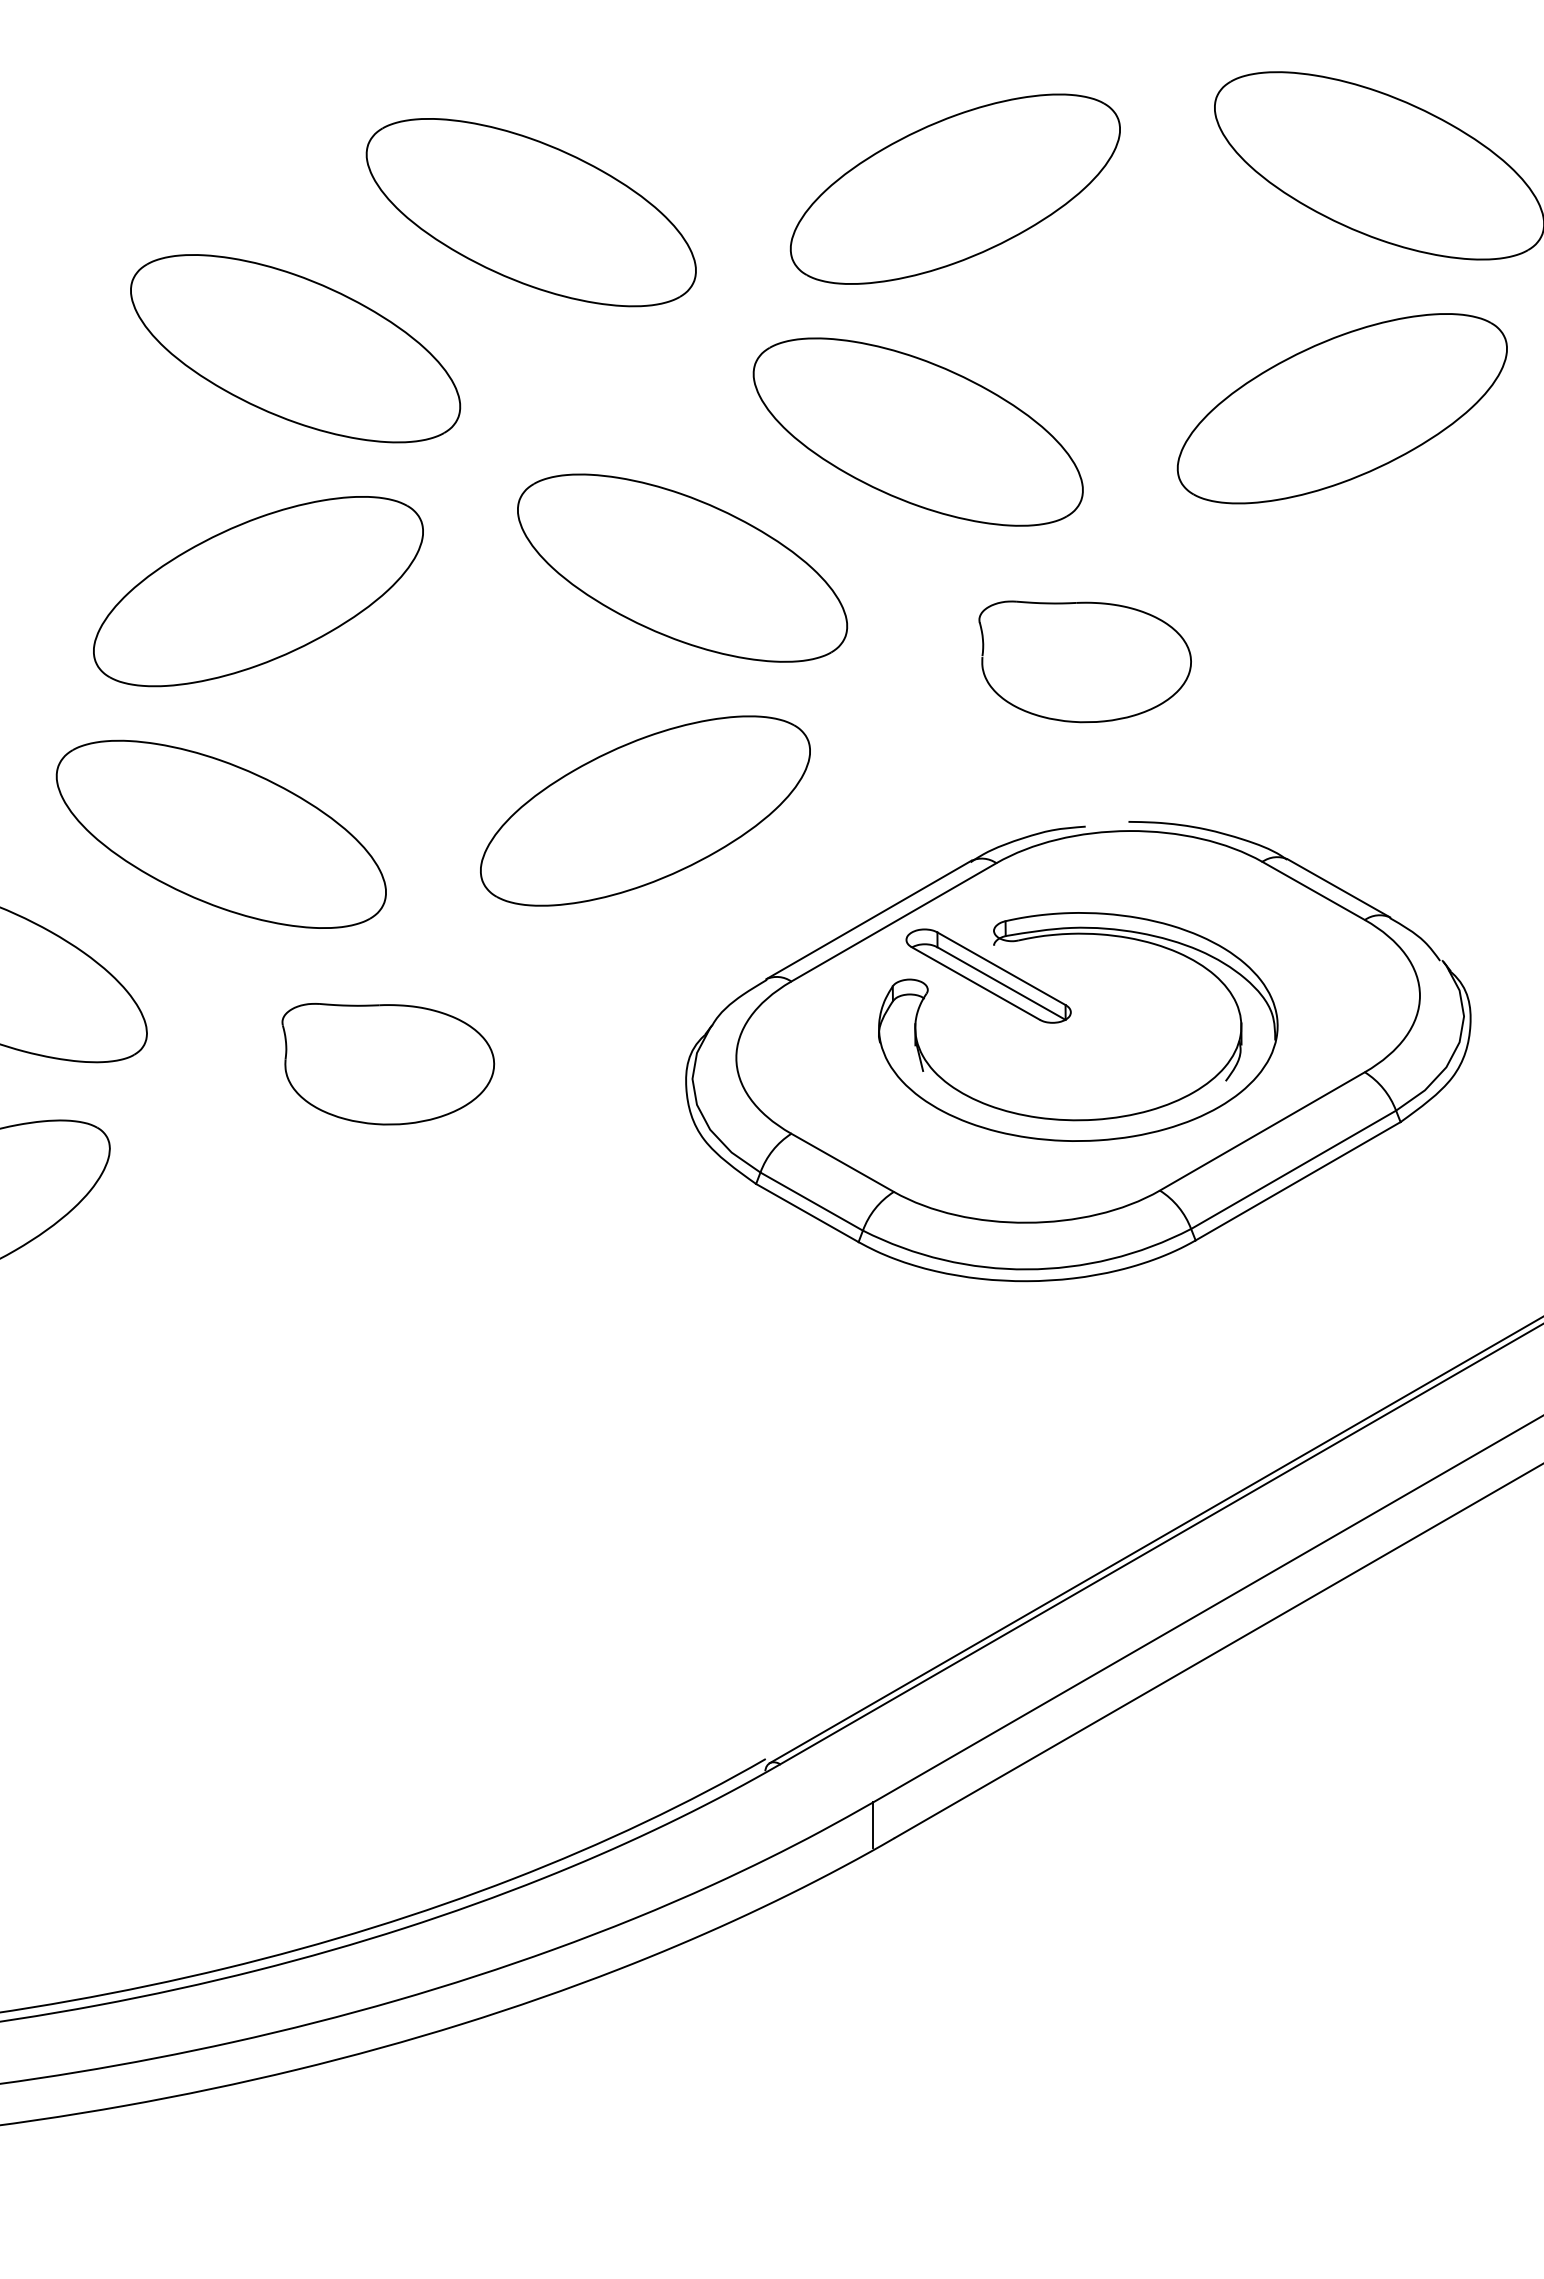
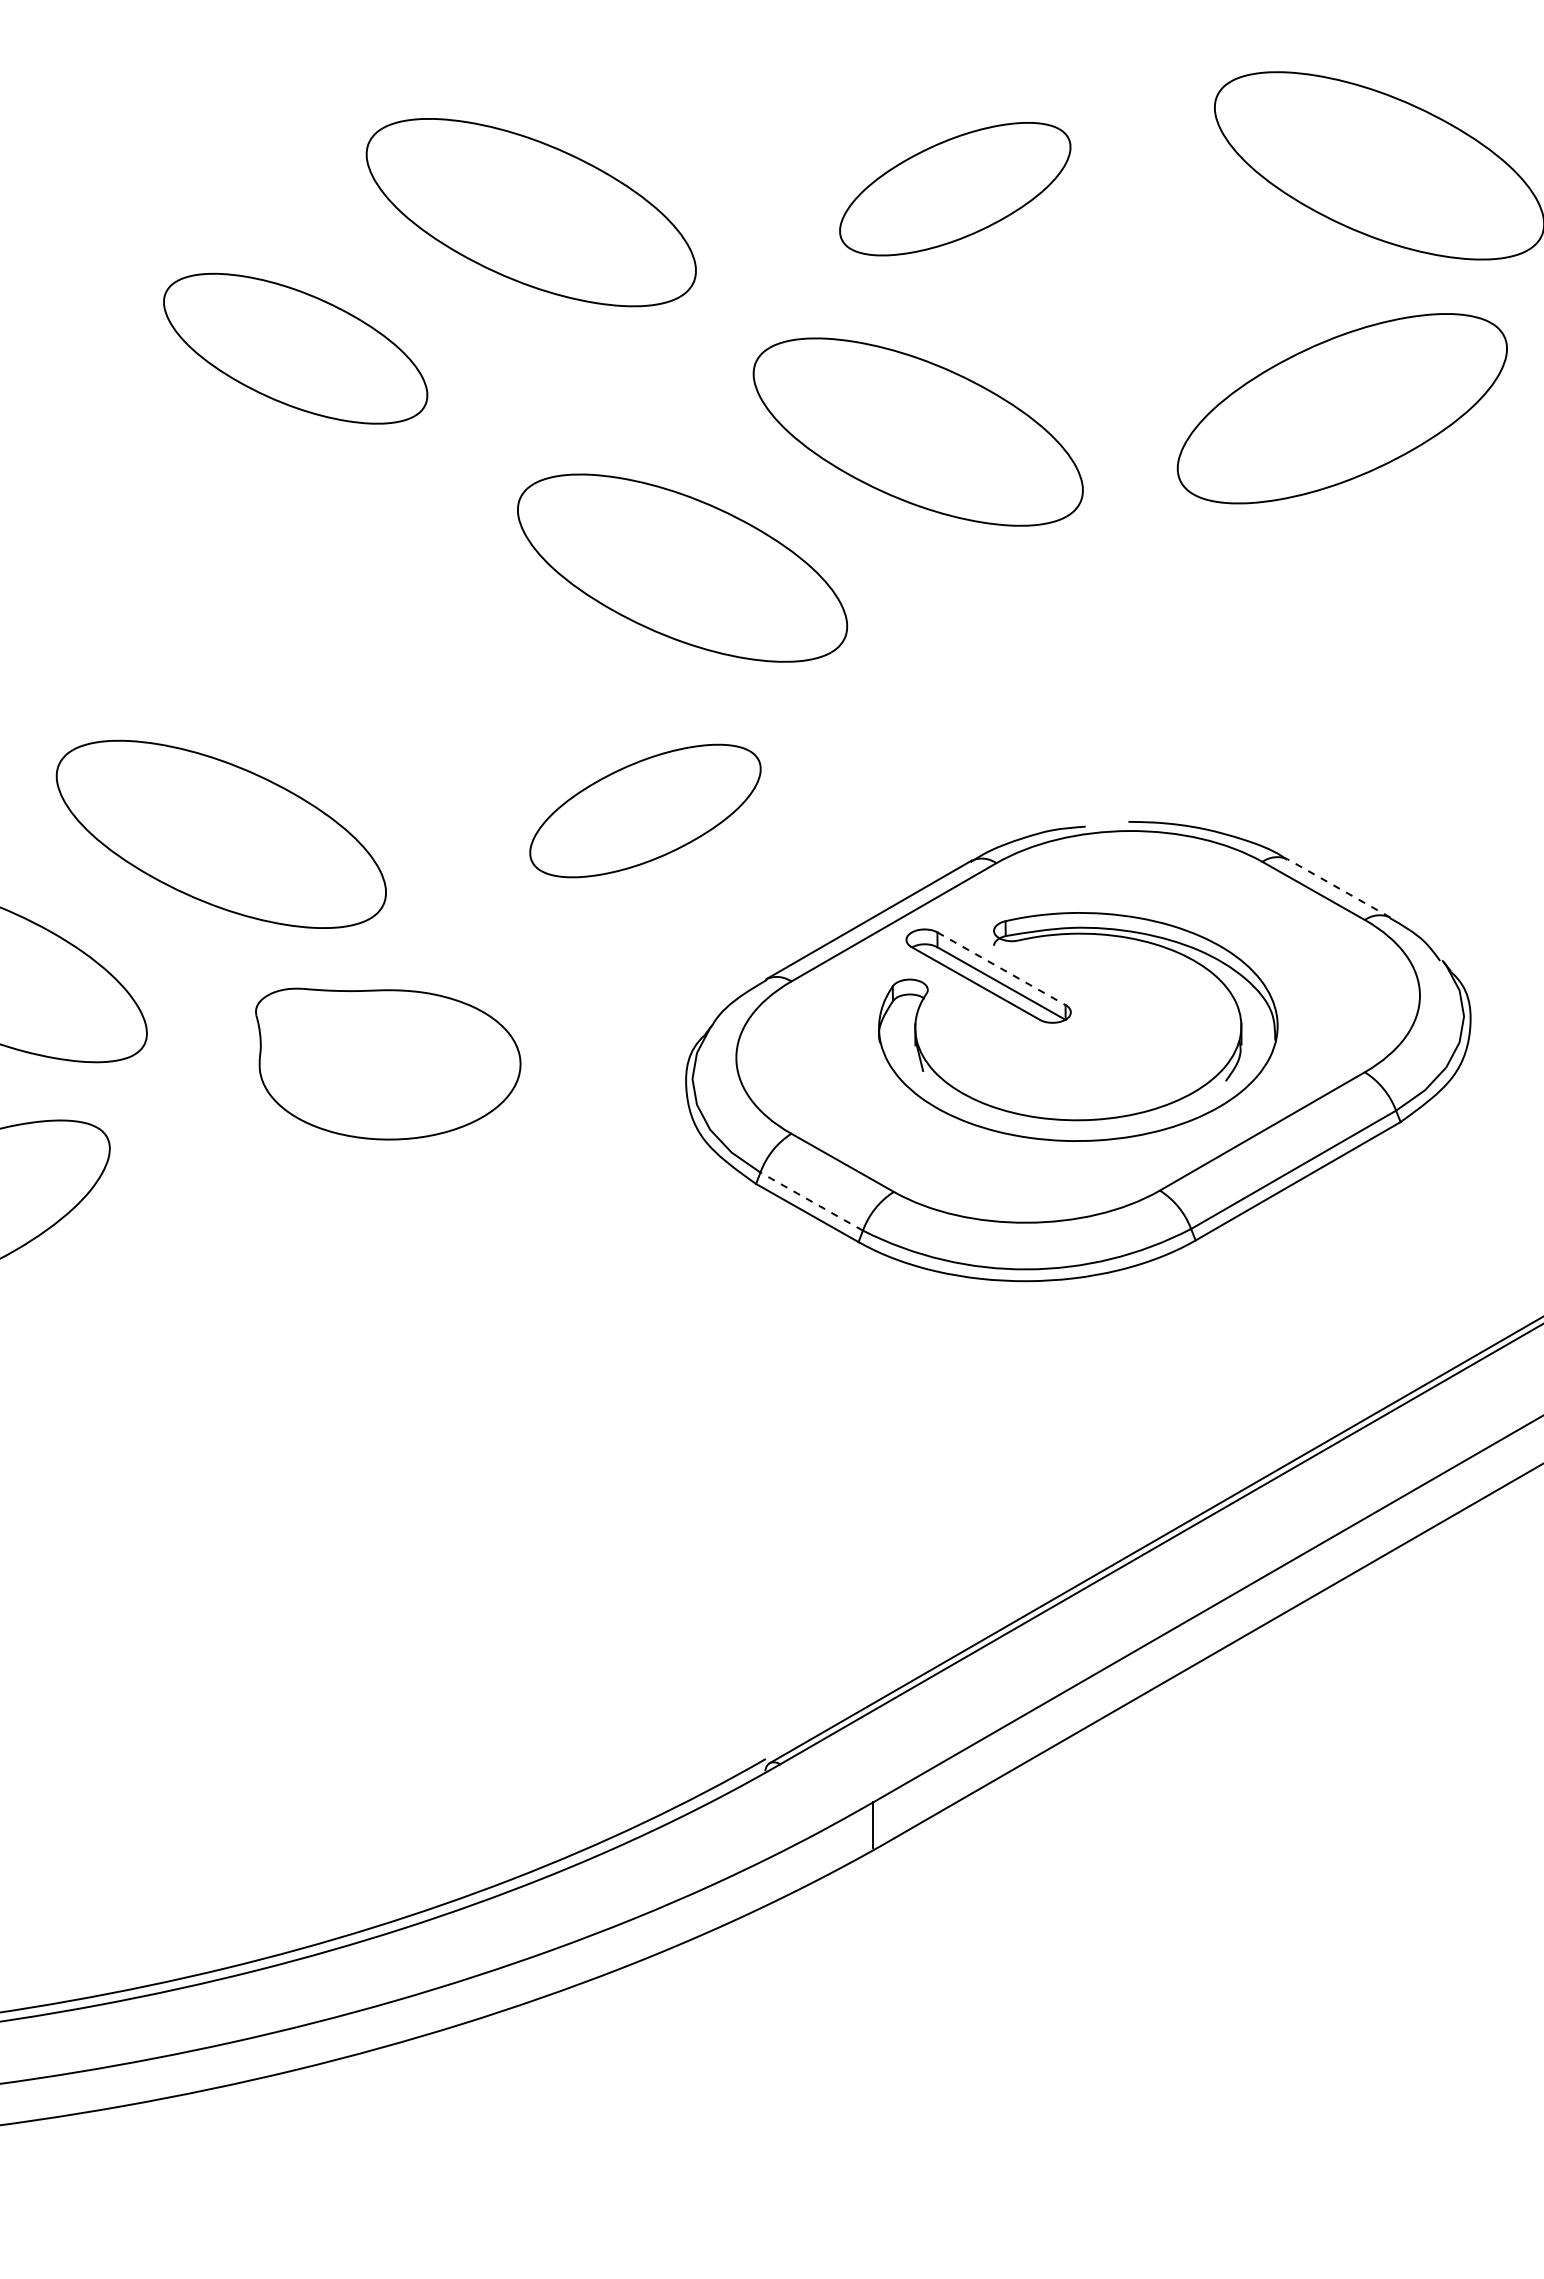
part size: 332x192 px -> 233x135 px (955, 189)
part size: 332x190 px -> 266x153 px (295, 348)
part: present -> none (258, 591)
part: present -> none (1084, 661)
part size: 331x192 px -> 233x136 px (645, 810)
line: solid -> dashed (1338, 888)
line: solid -> dashed (1001, 968)
part size: 215x123 px -> 267x154 px (388, 1063)
line: solid -> dashed (811, 1201)
